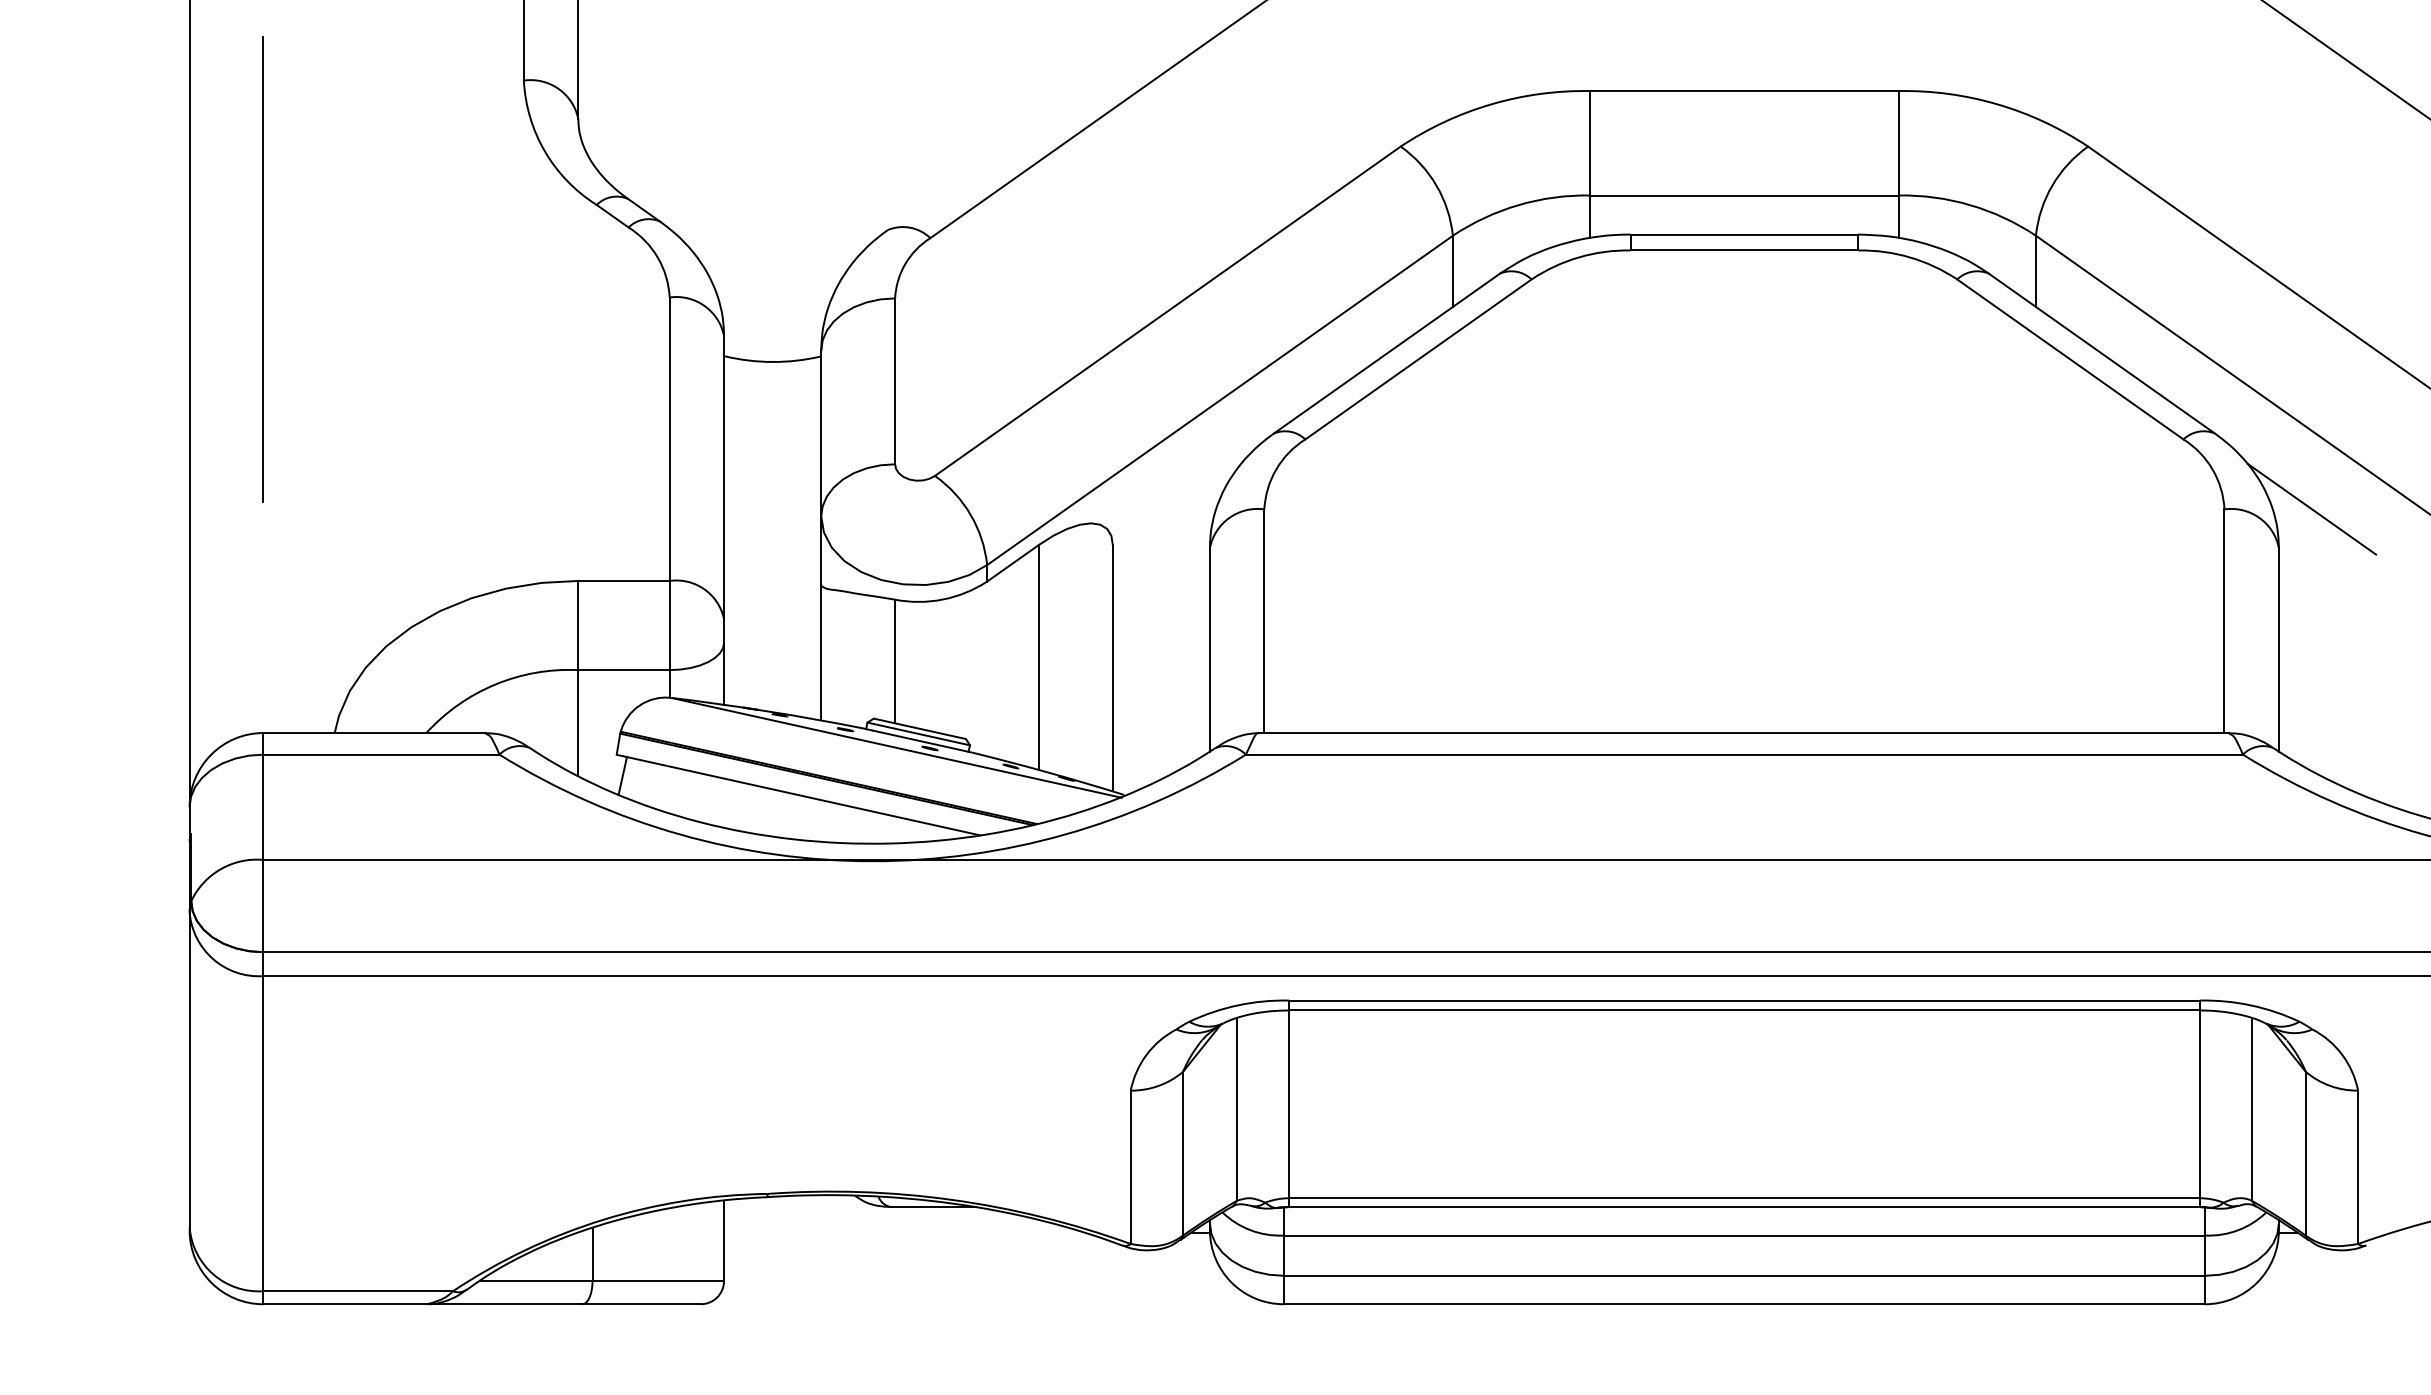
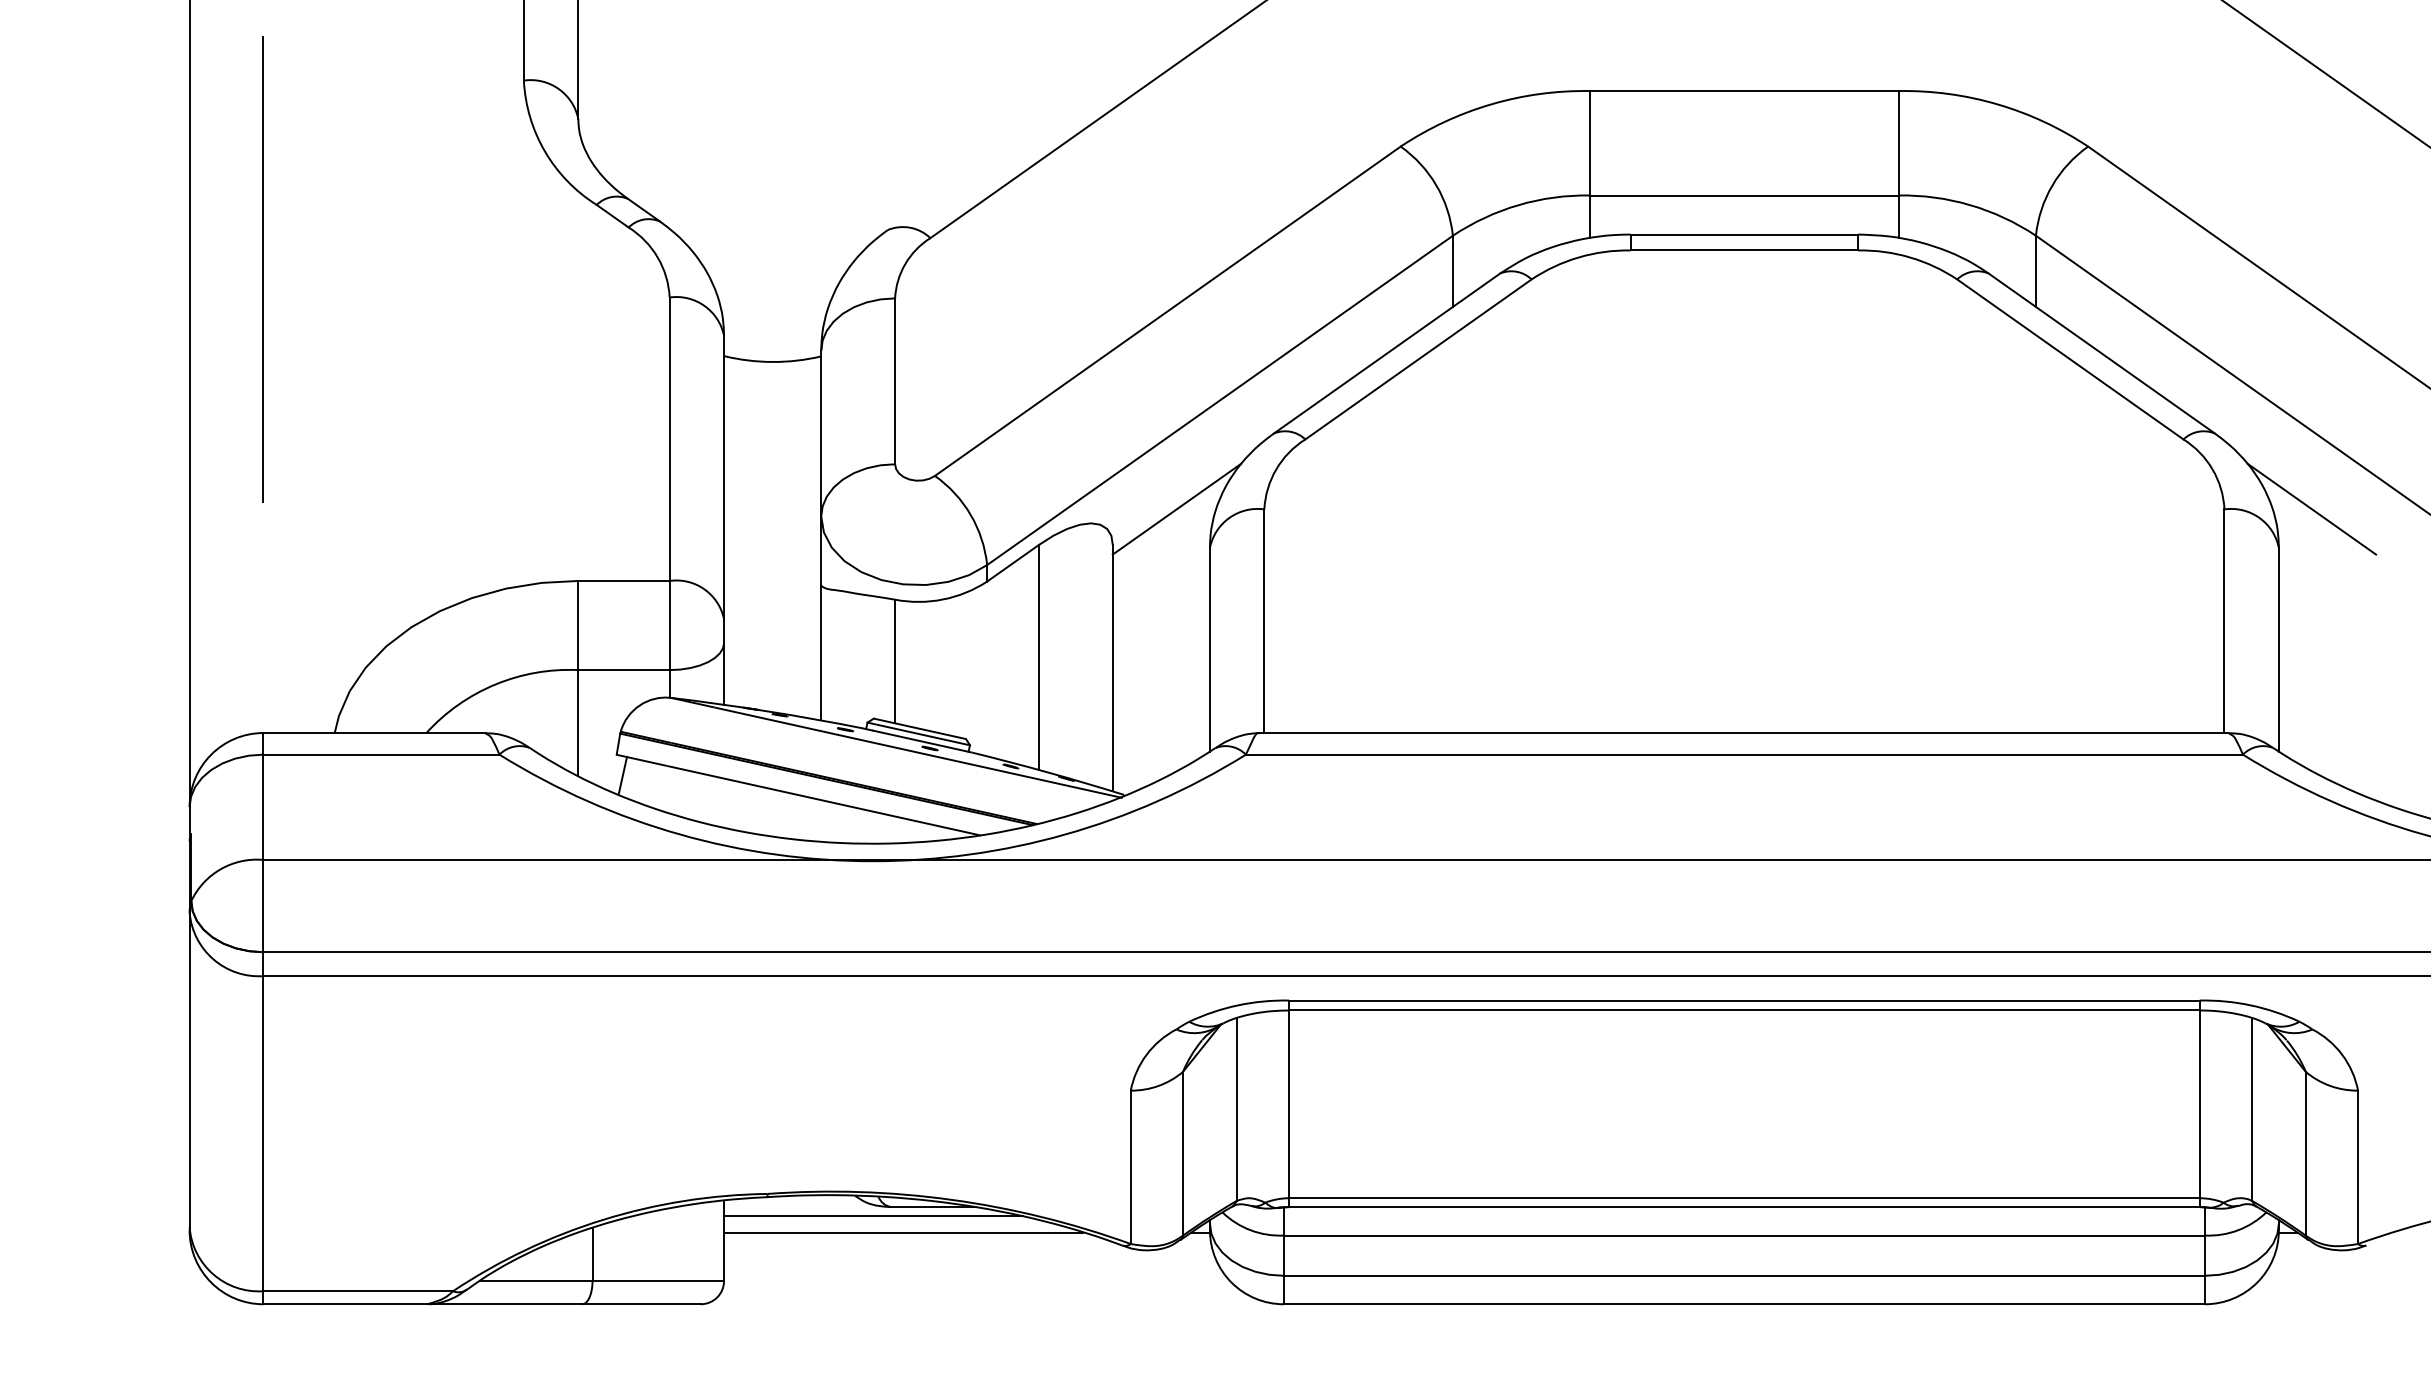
line position: (2346, 59) -> (2326, 73) (2326, 73)
line: none -> present (1176, 508)
line: none -> present (873, 1216)
line: none -> present (903, 1232)
